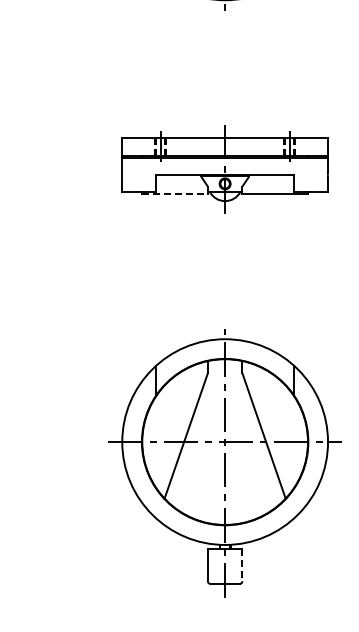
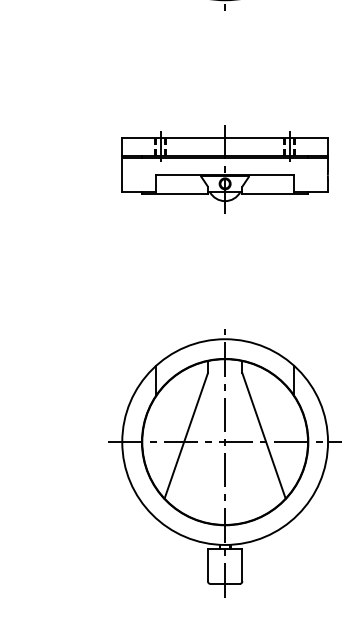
line: dashed -> solid (175, 193)
line: dashed -> solid (242, 565)
